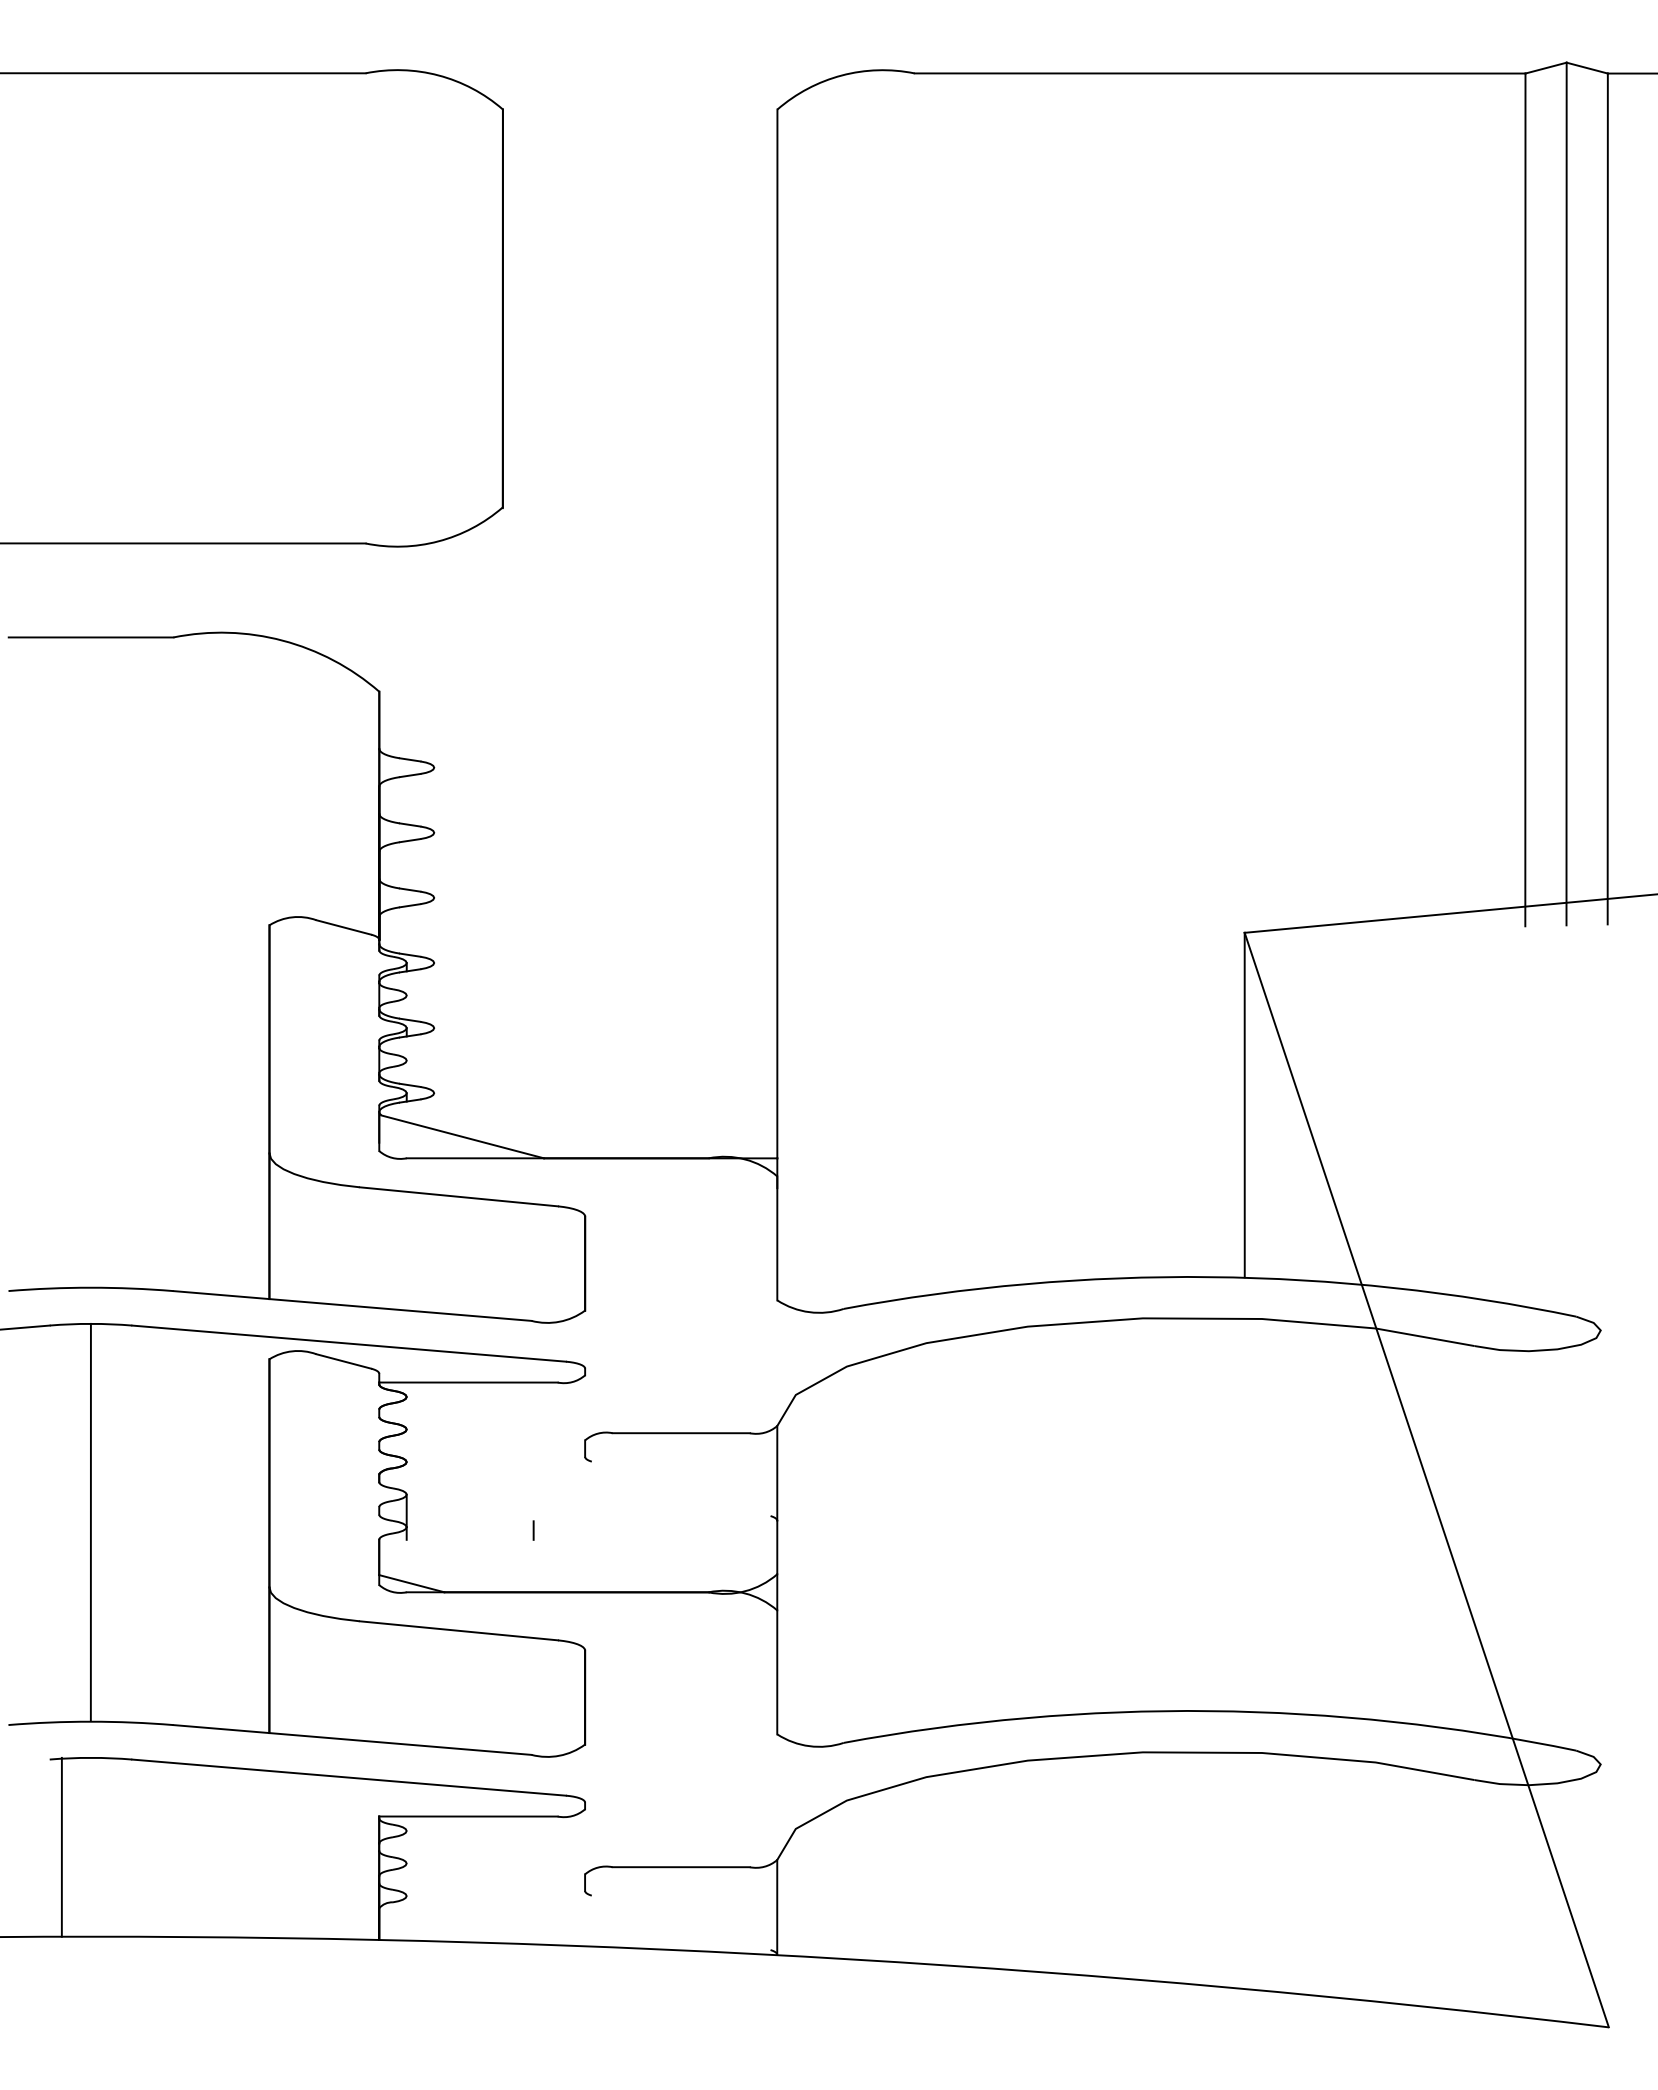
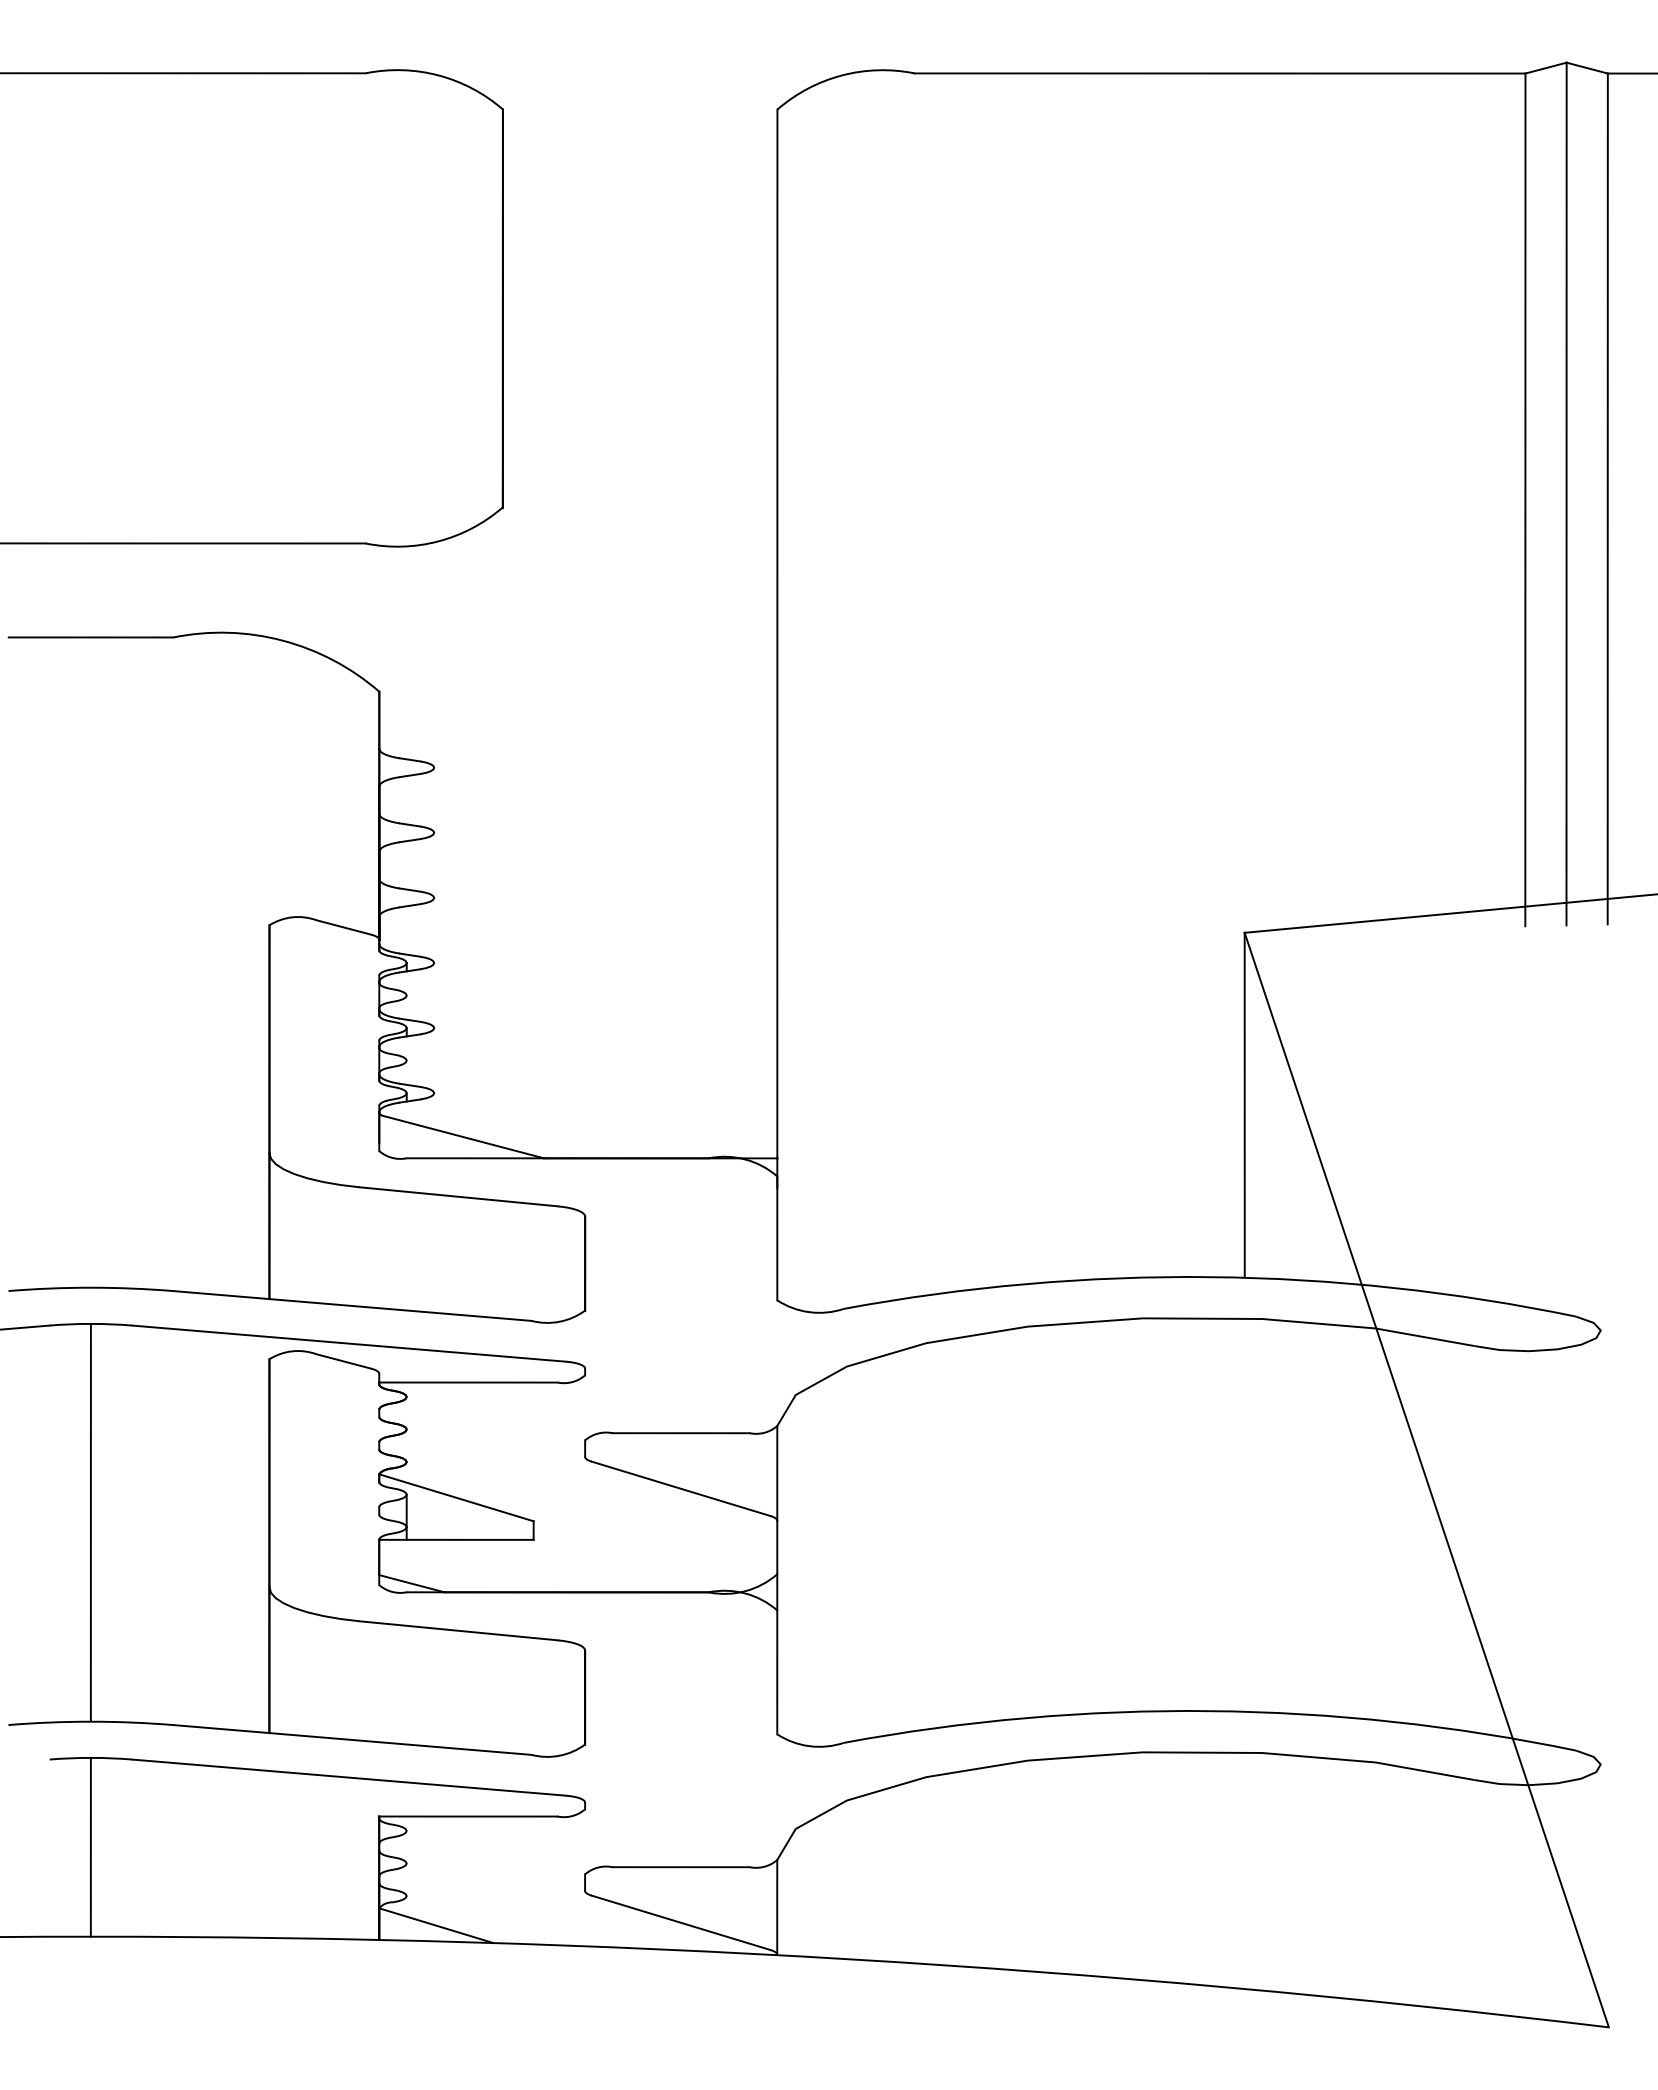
line: none -> present (680, 1488)
line: none -> present (456, 1497)
line: none -> present (456, 1539)
line position: (61, 1846) -> (90, 1846) (90, 1846)
line: none -> present (680, 1922)
line: none -> present (436, 1925)
